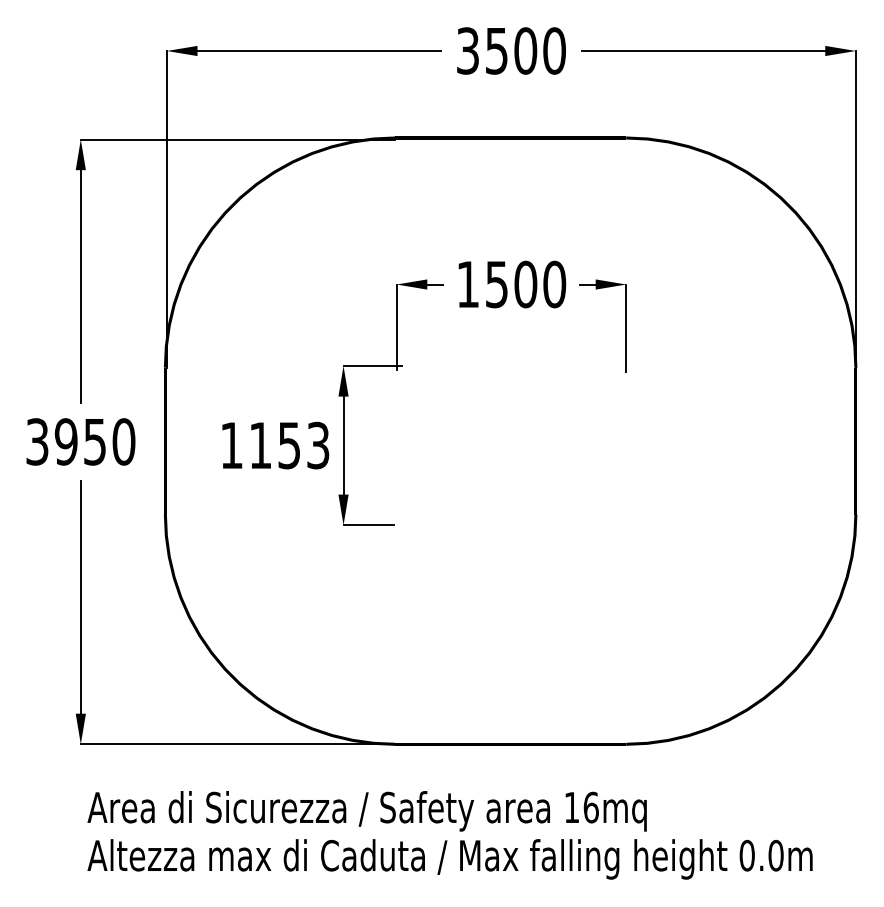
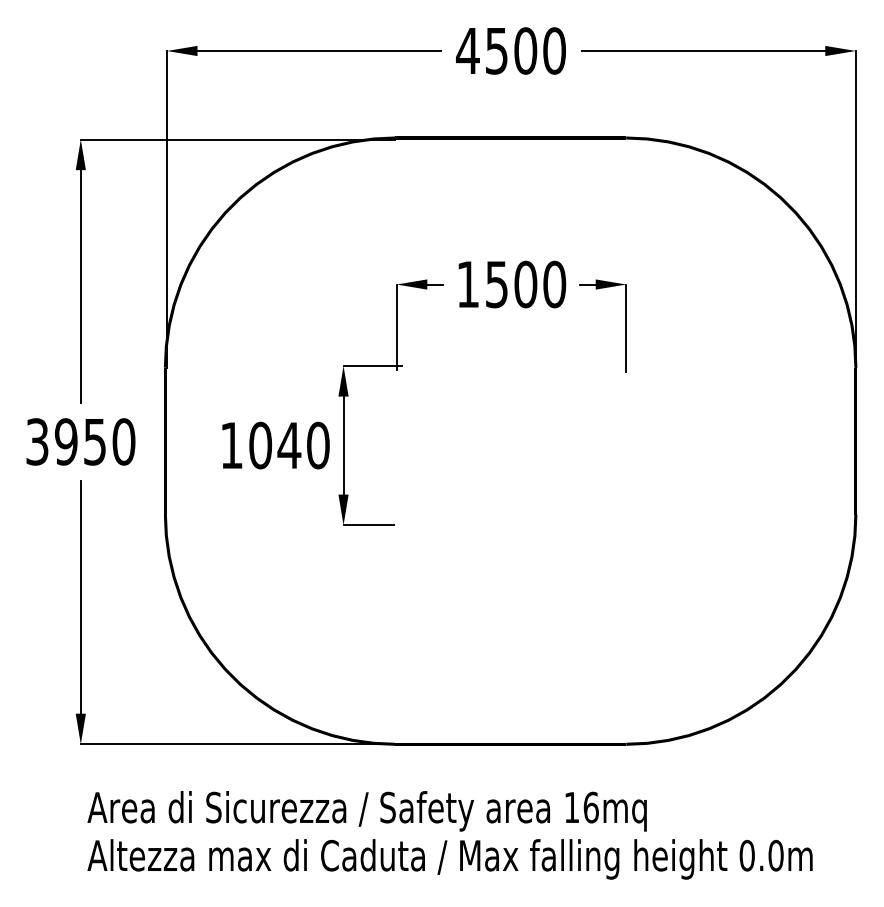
text: 3500 -> 4500 (467, 50)
text: 1153 -> 1040 (289, 445)
